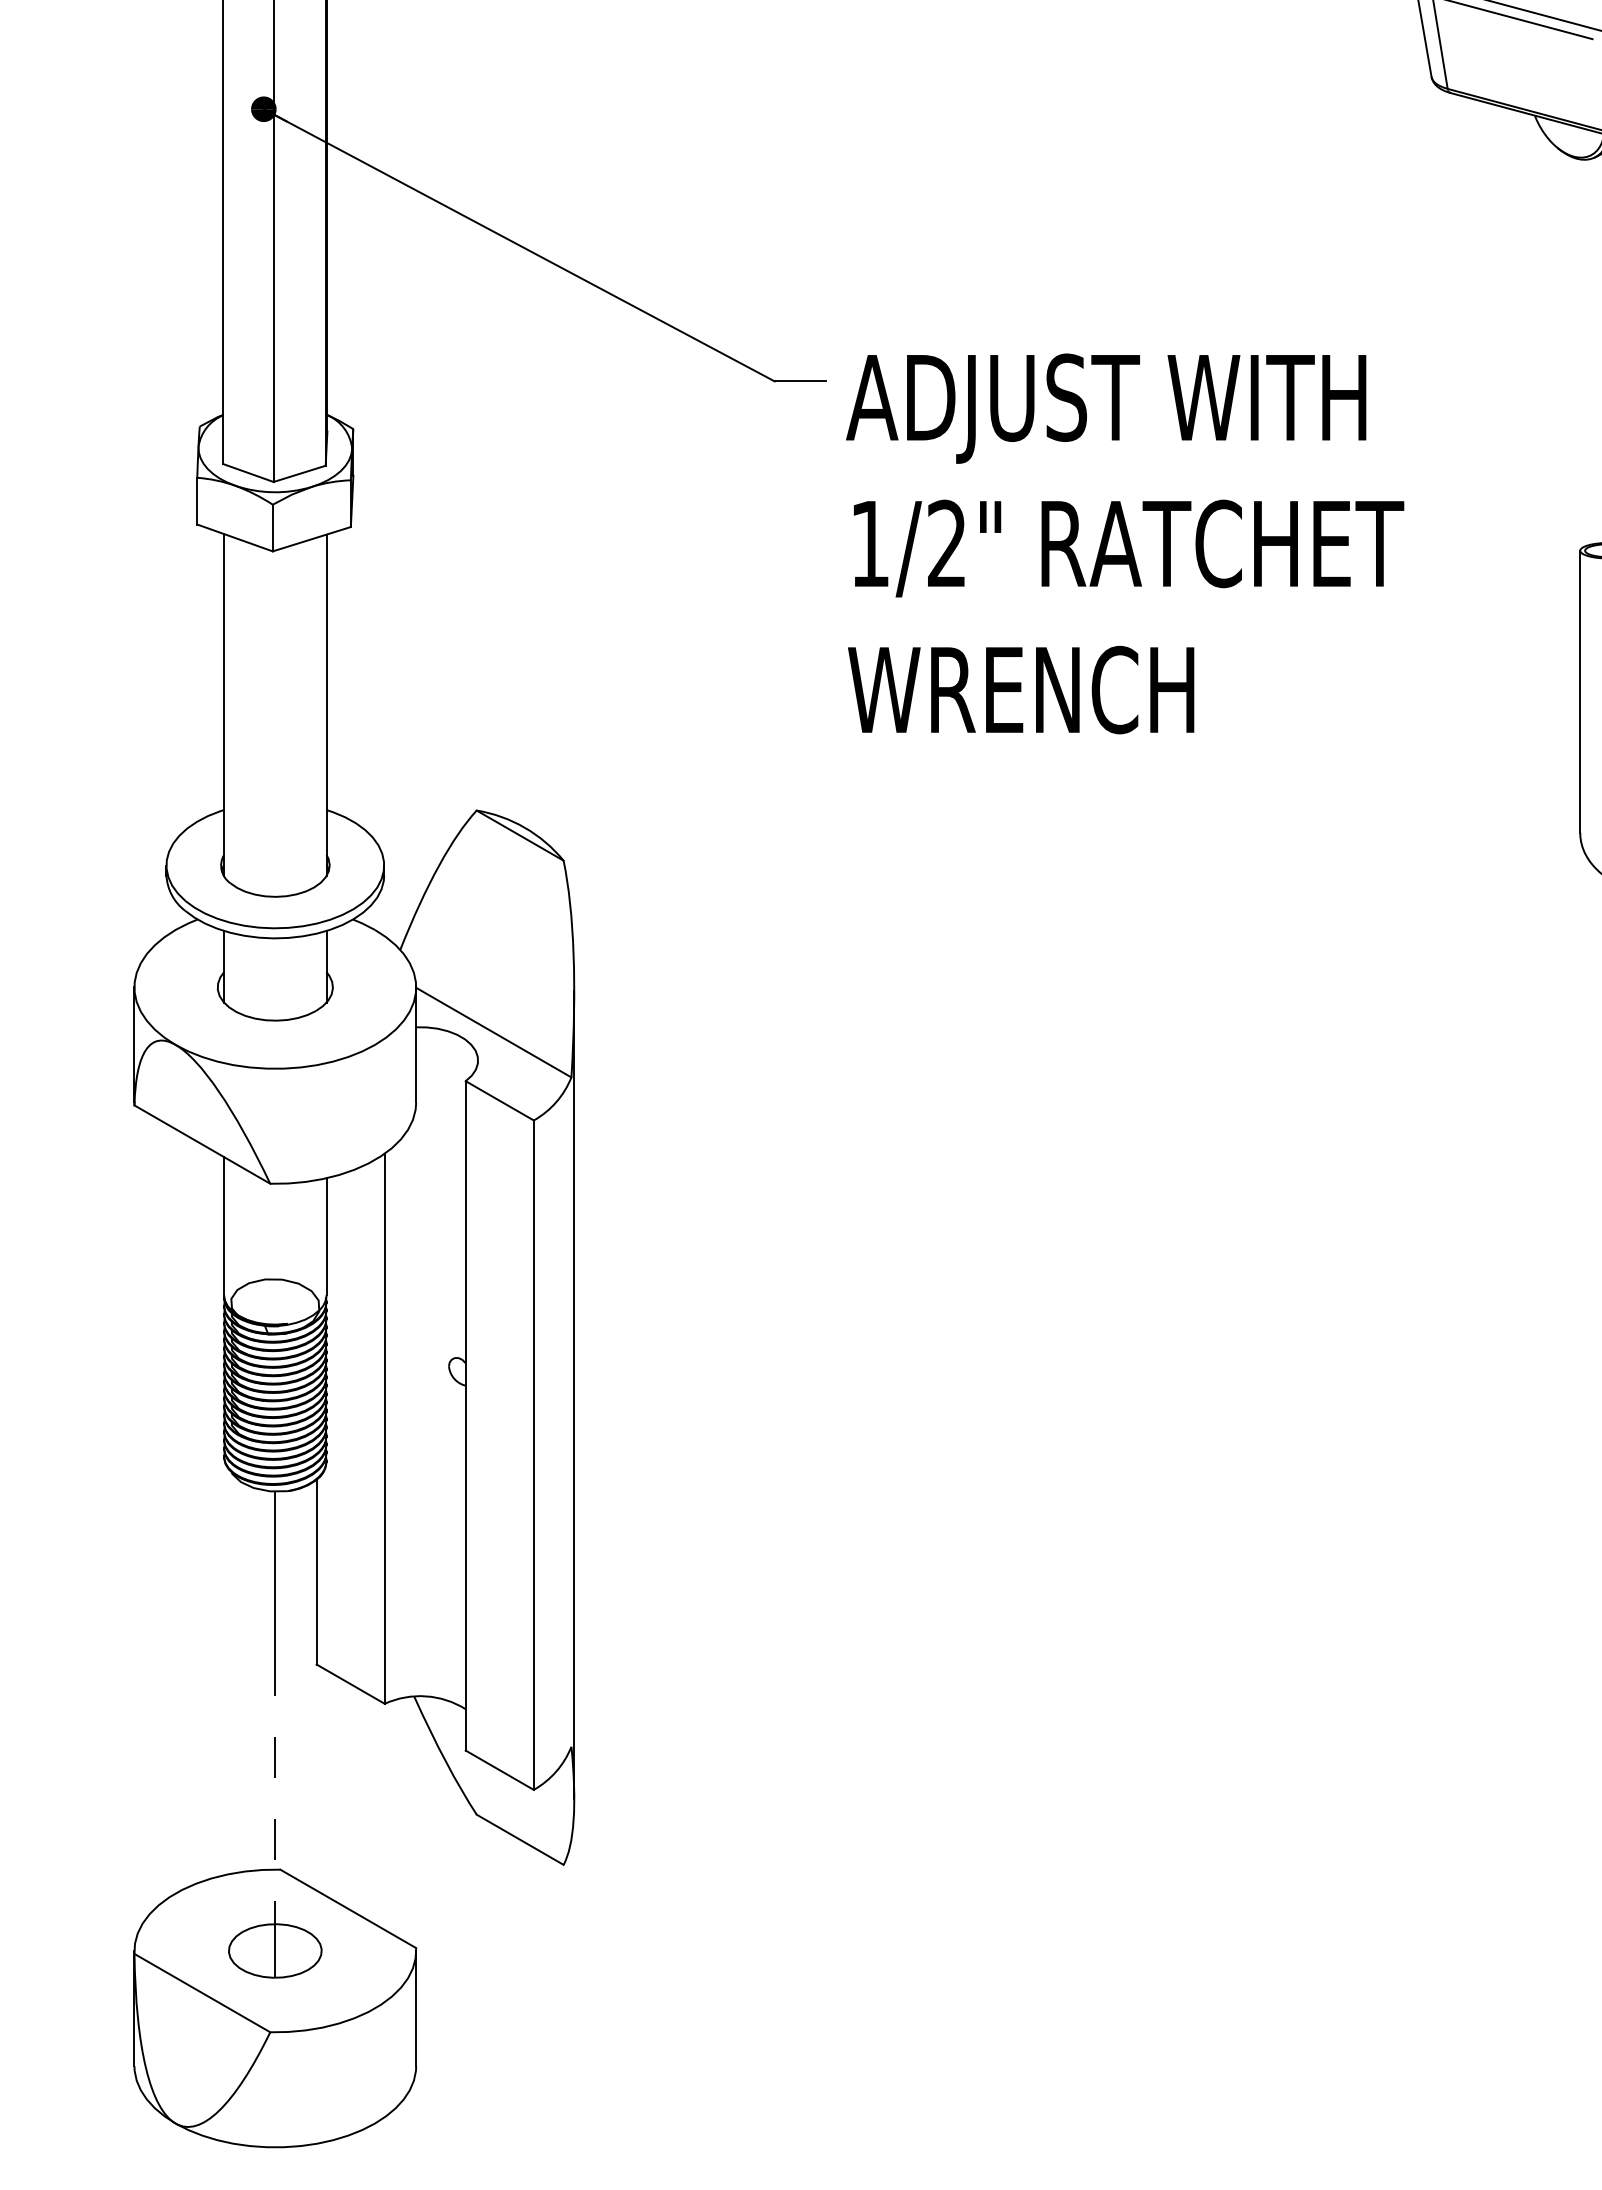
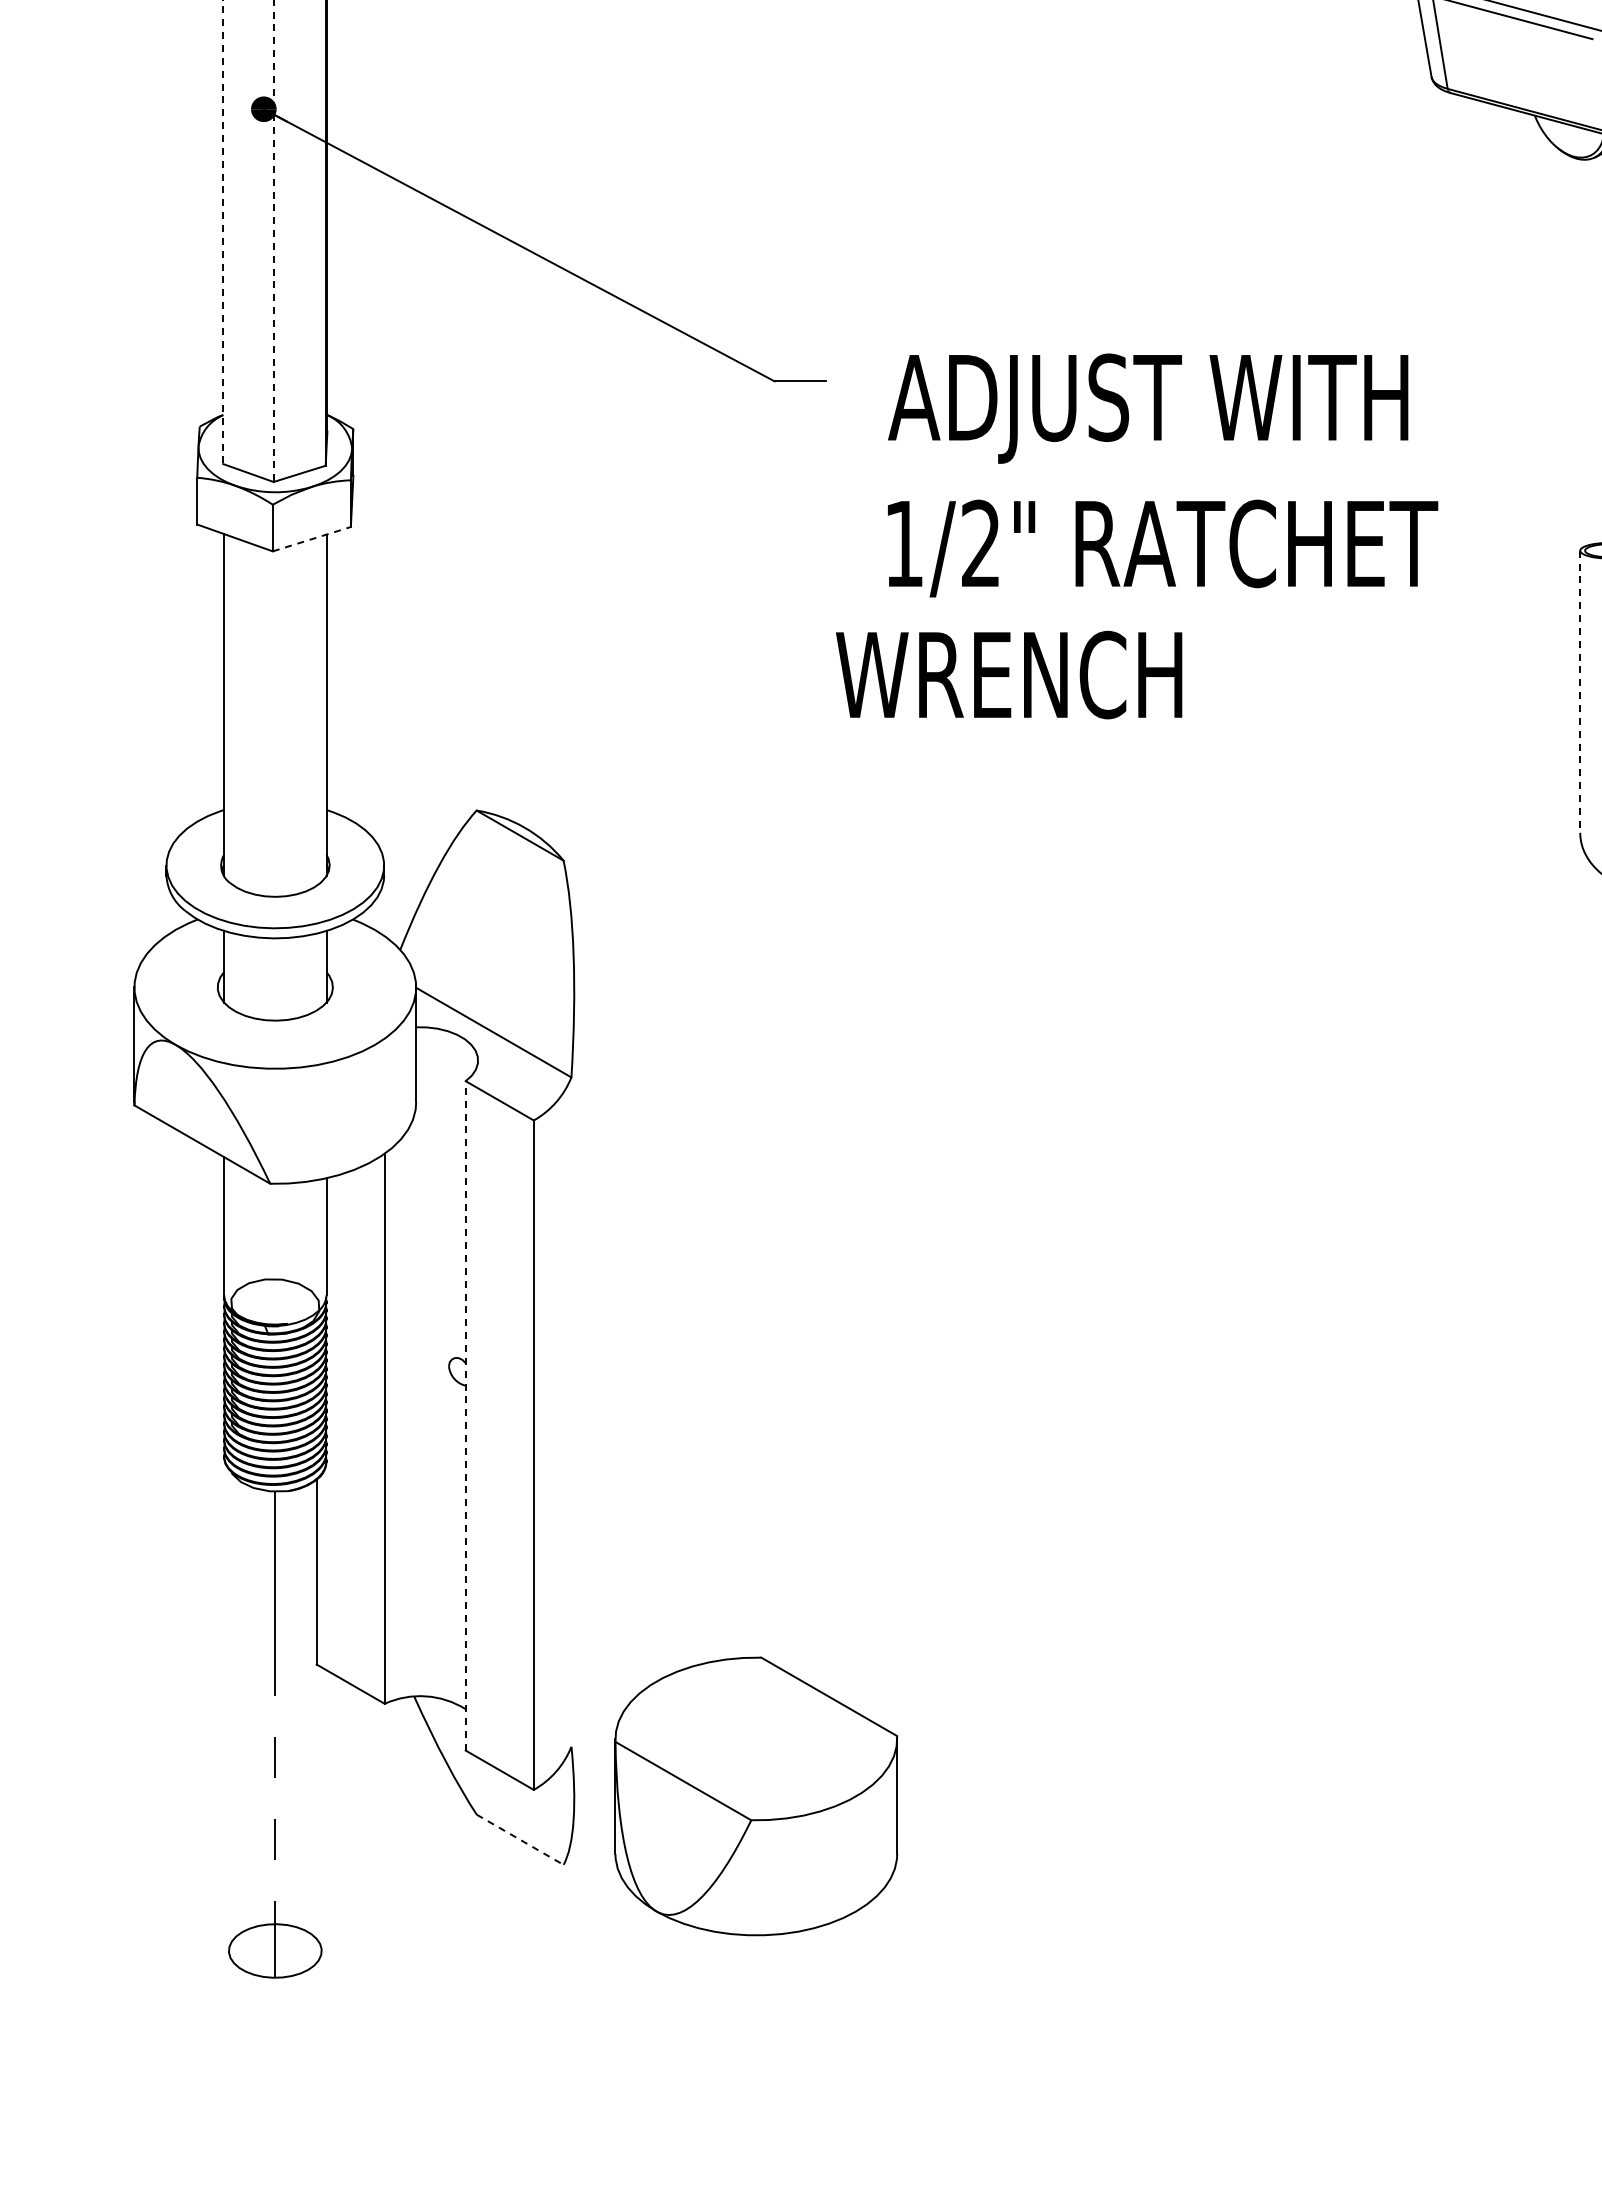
line: solid -> dashed (223, 232)
line: solid -> dashed (273, 241)
text position: (1106, 408) -> (1148, 408) (1148, 408)
line: solid -> dashed (311, 539)
text position: (1129, 548) -> (1163, 548) (1163, 548)
text position: (1021, 689) -> (1009, 674) (1009, 674)
line: solid -> dashed (1580, 692)
line: present -> none (574, 1395)
line: solid -> dashed (465, 1415)
line: solid -> dashed (520, 1840)
part position: (275, 2008) -> (756, 1796) (756, 1796)
